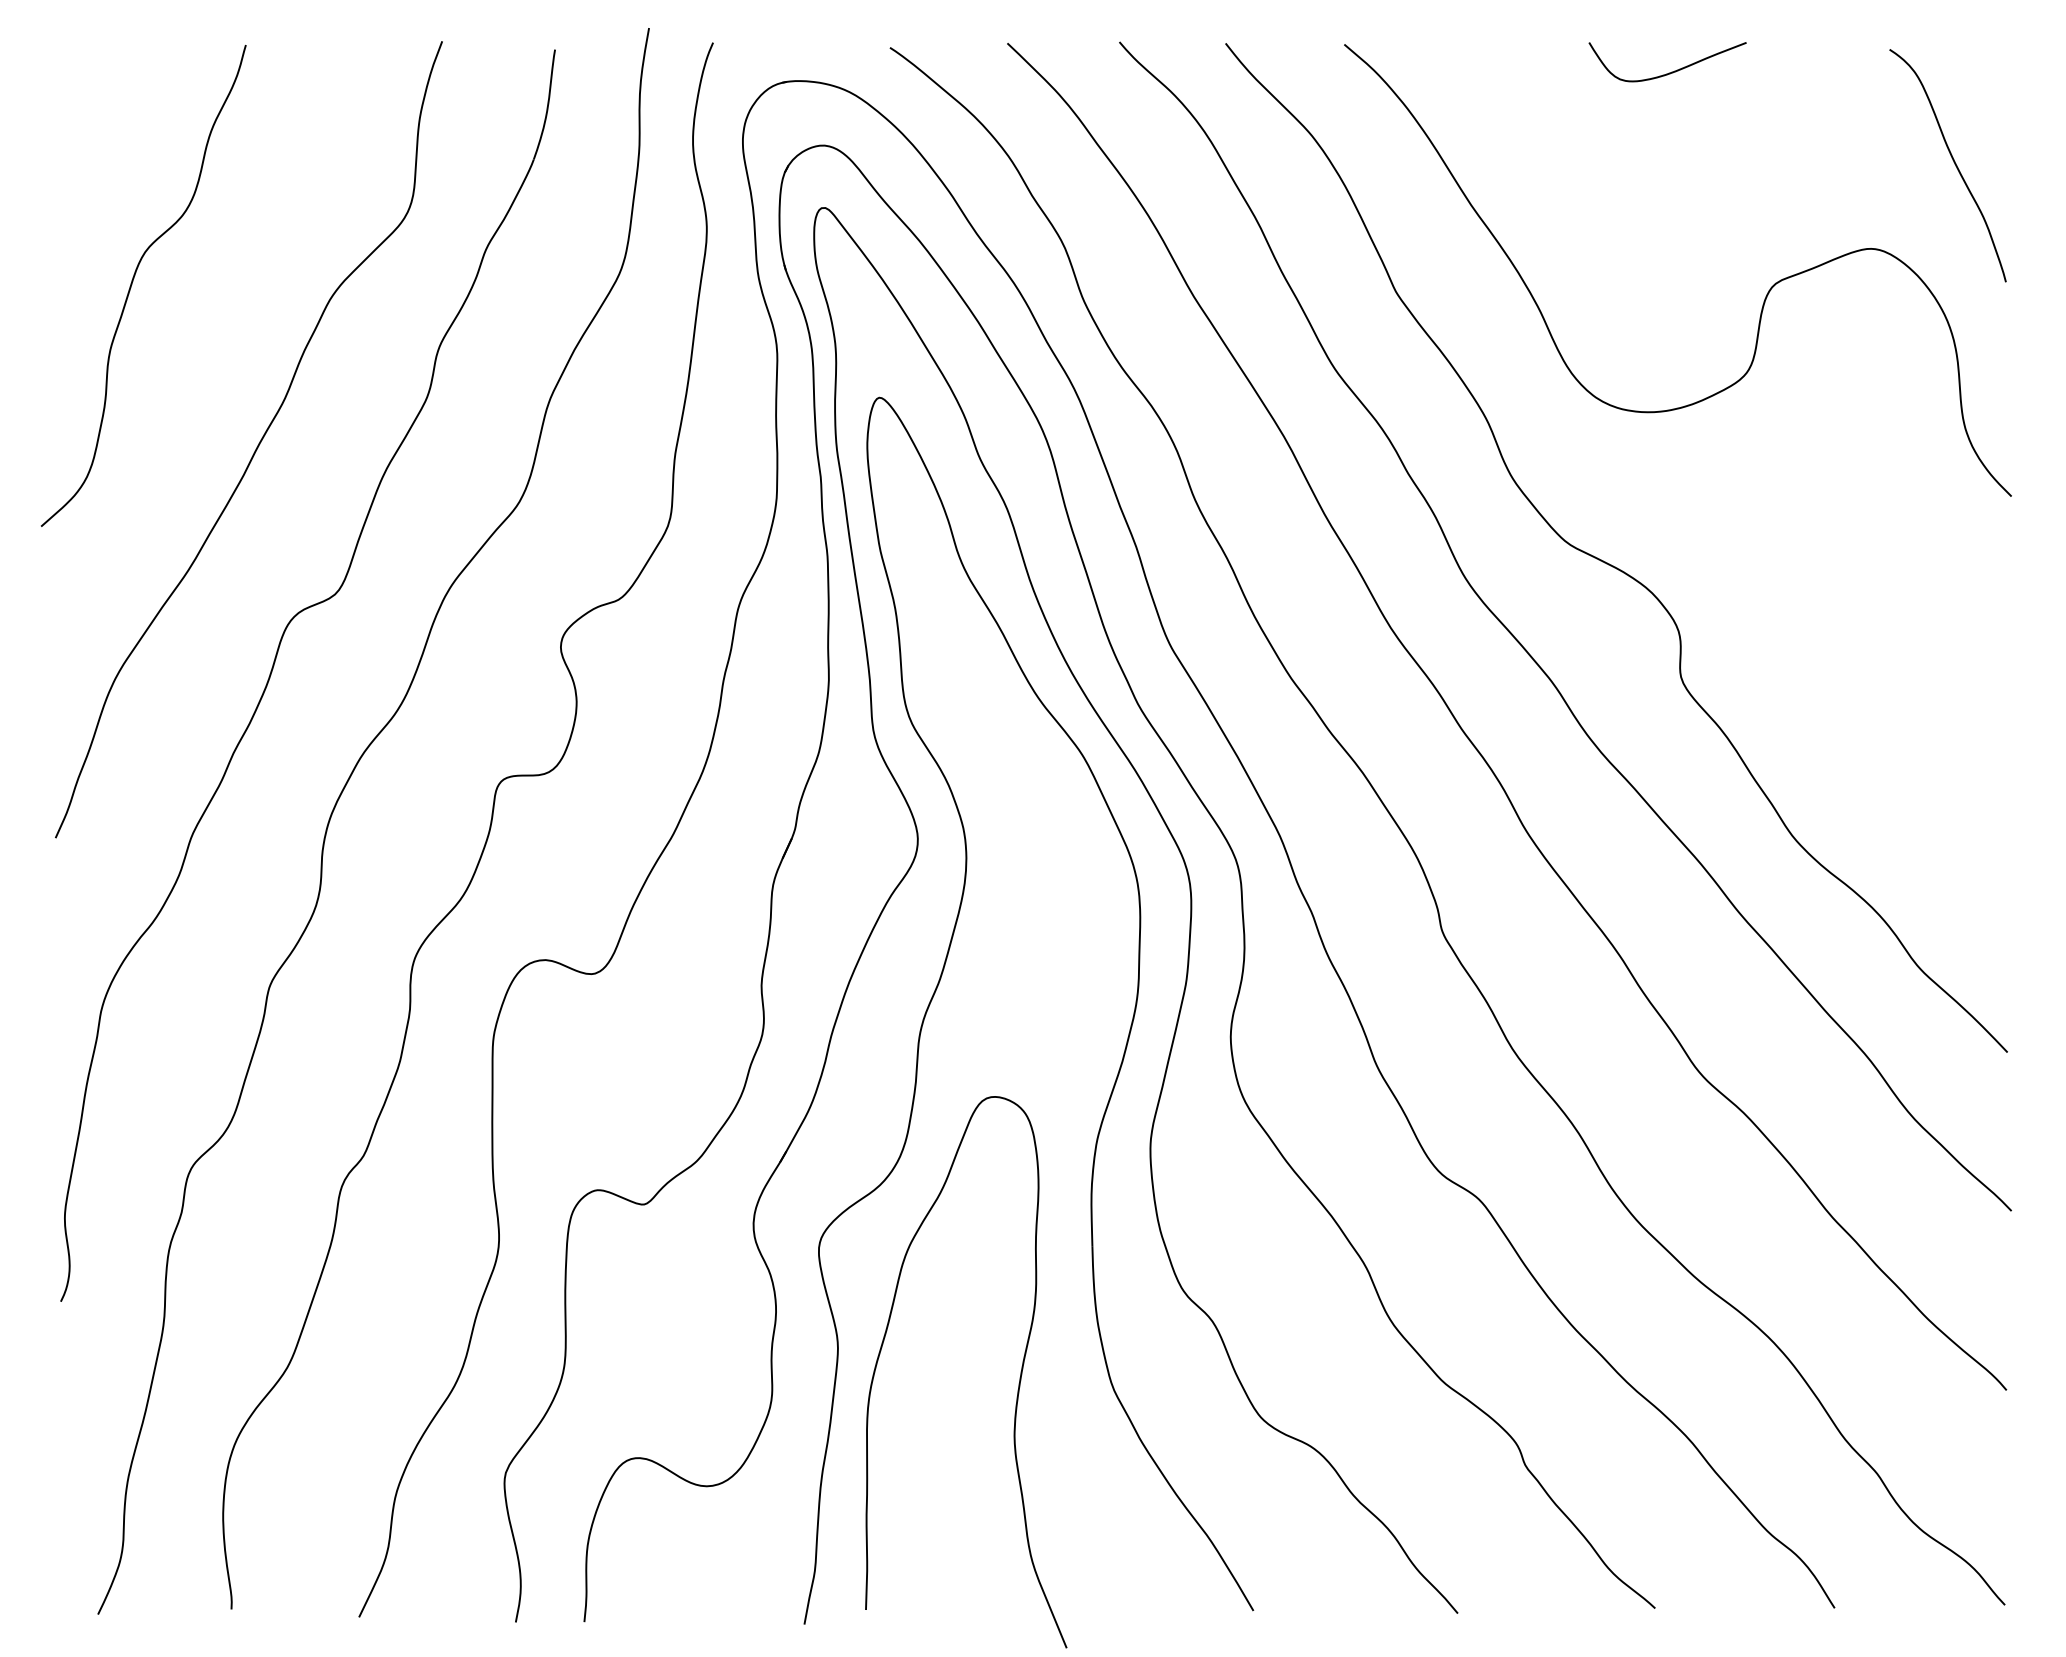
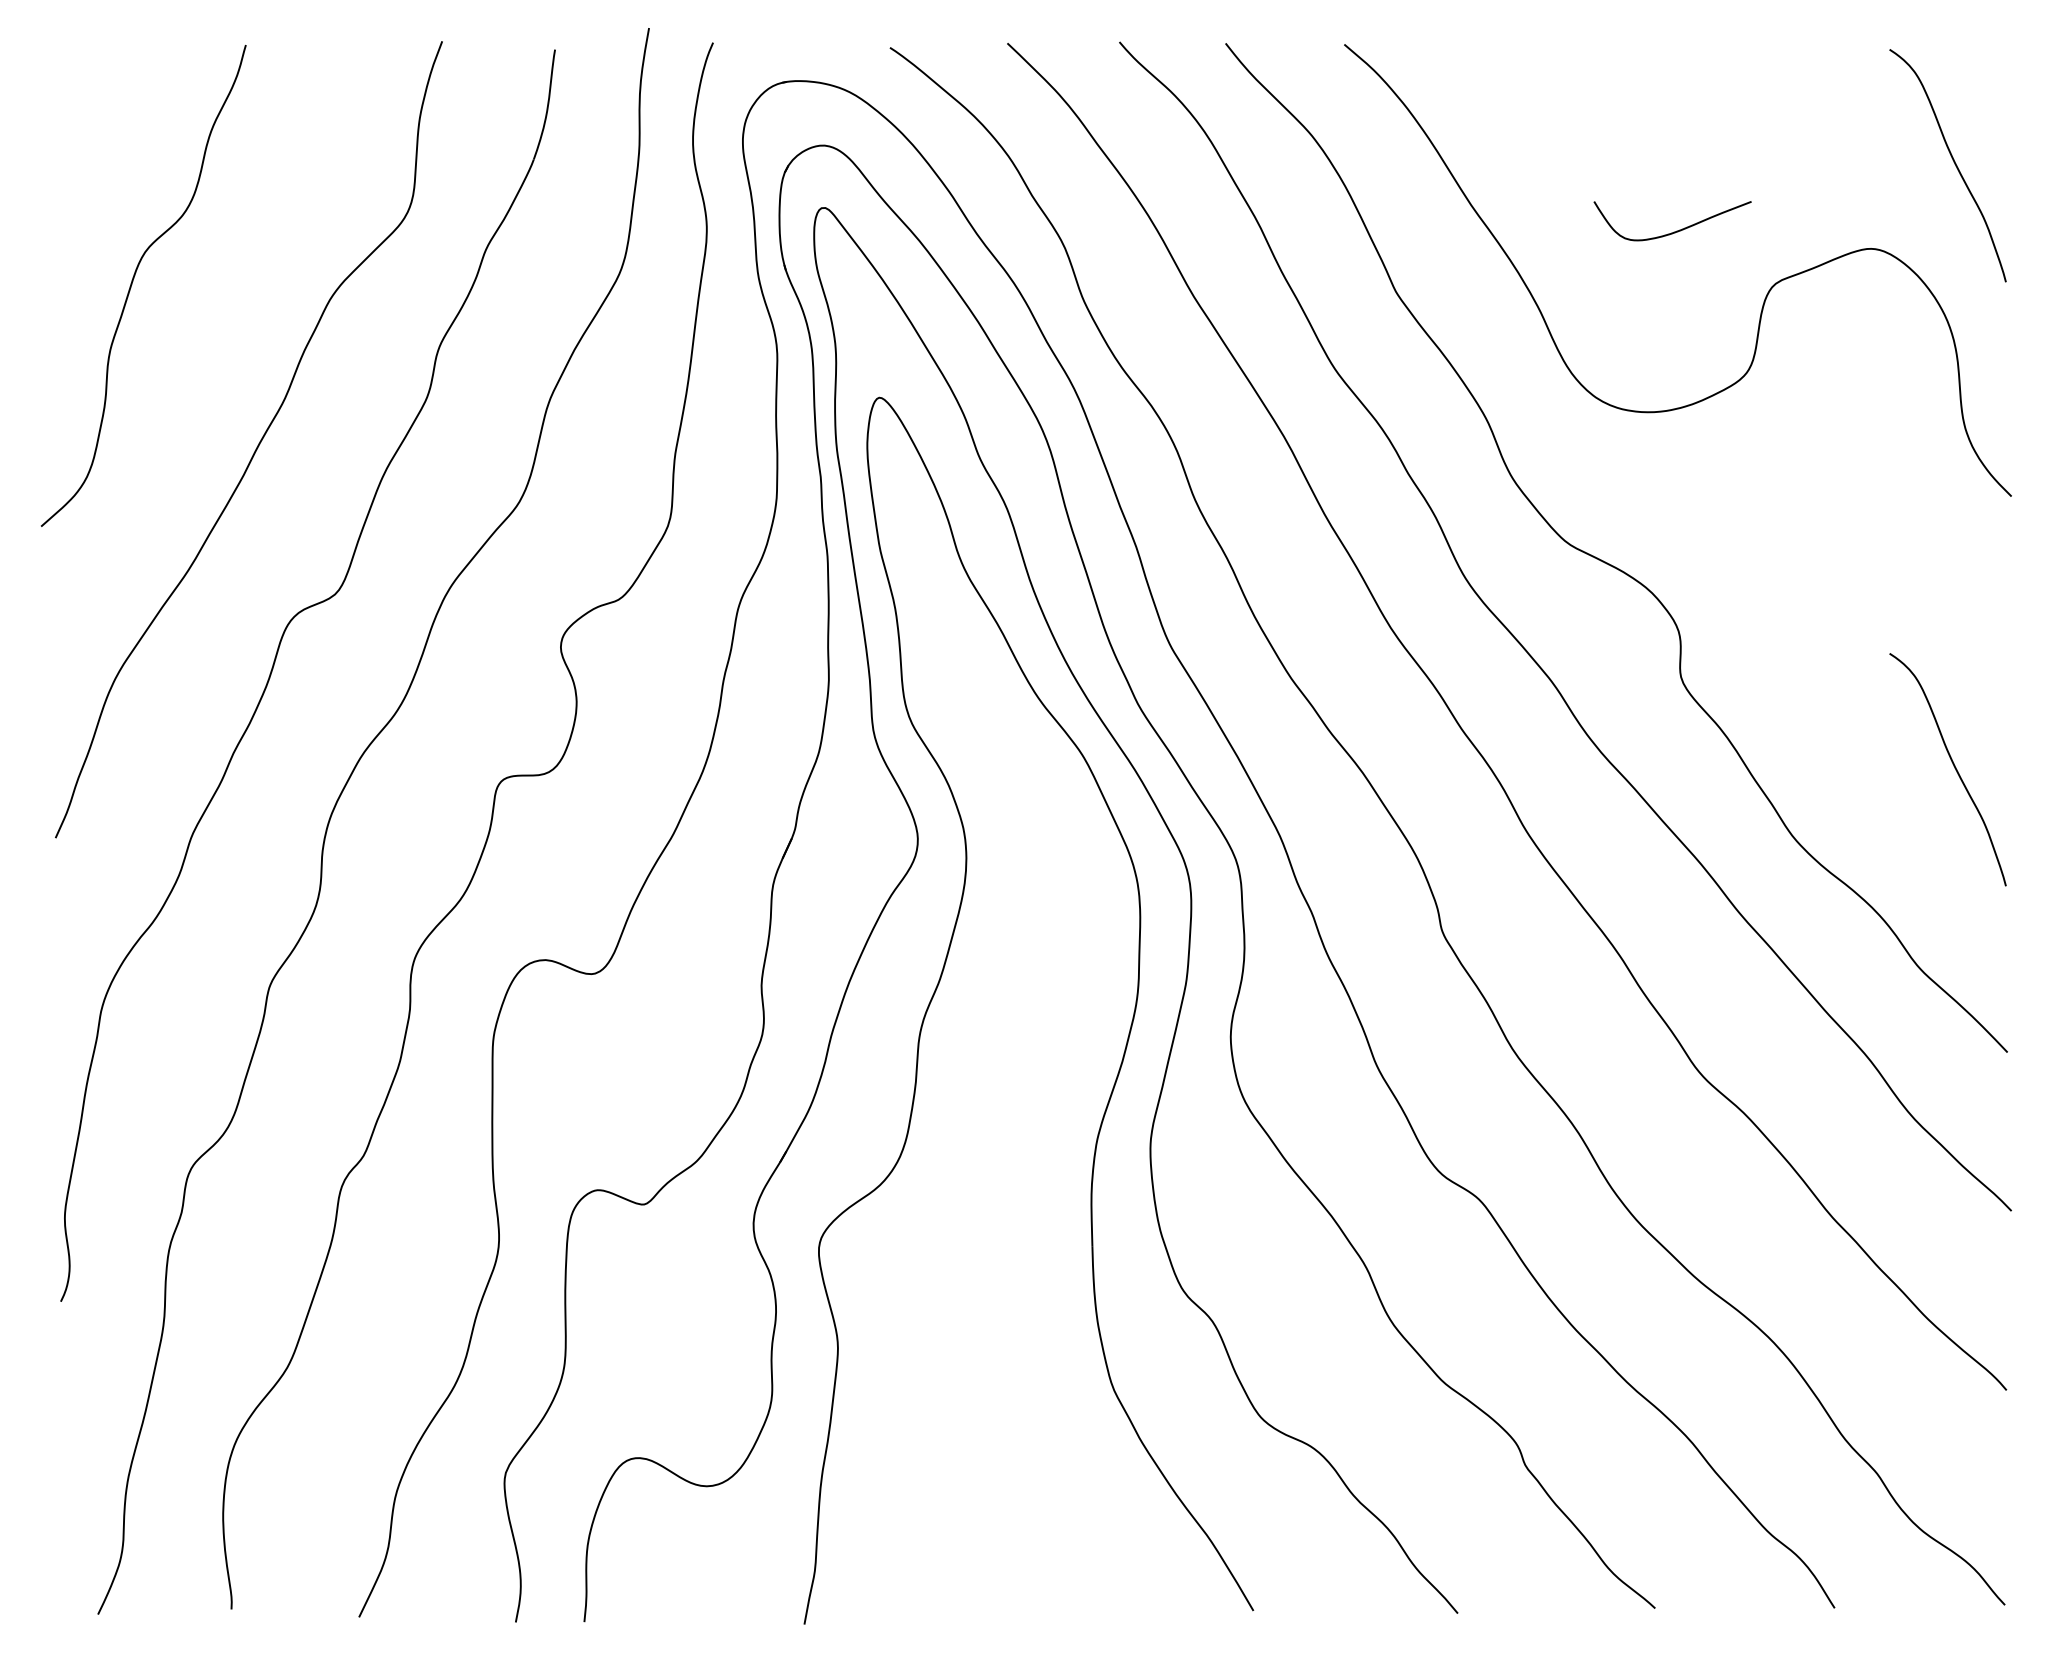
curve position: (1671, 71) -> (1676, 230) (1676, 230)
curve: none -> present (1953, 766)
curve: present -> none (1018, 1383)
